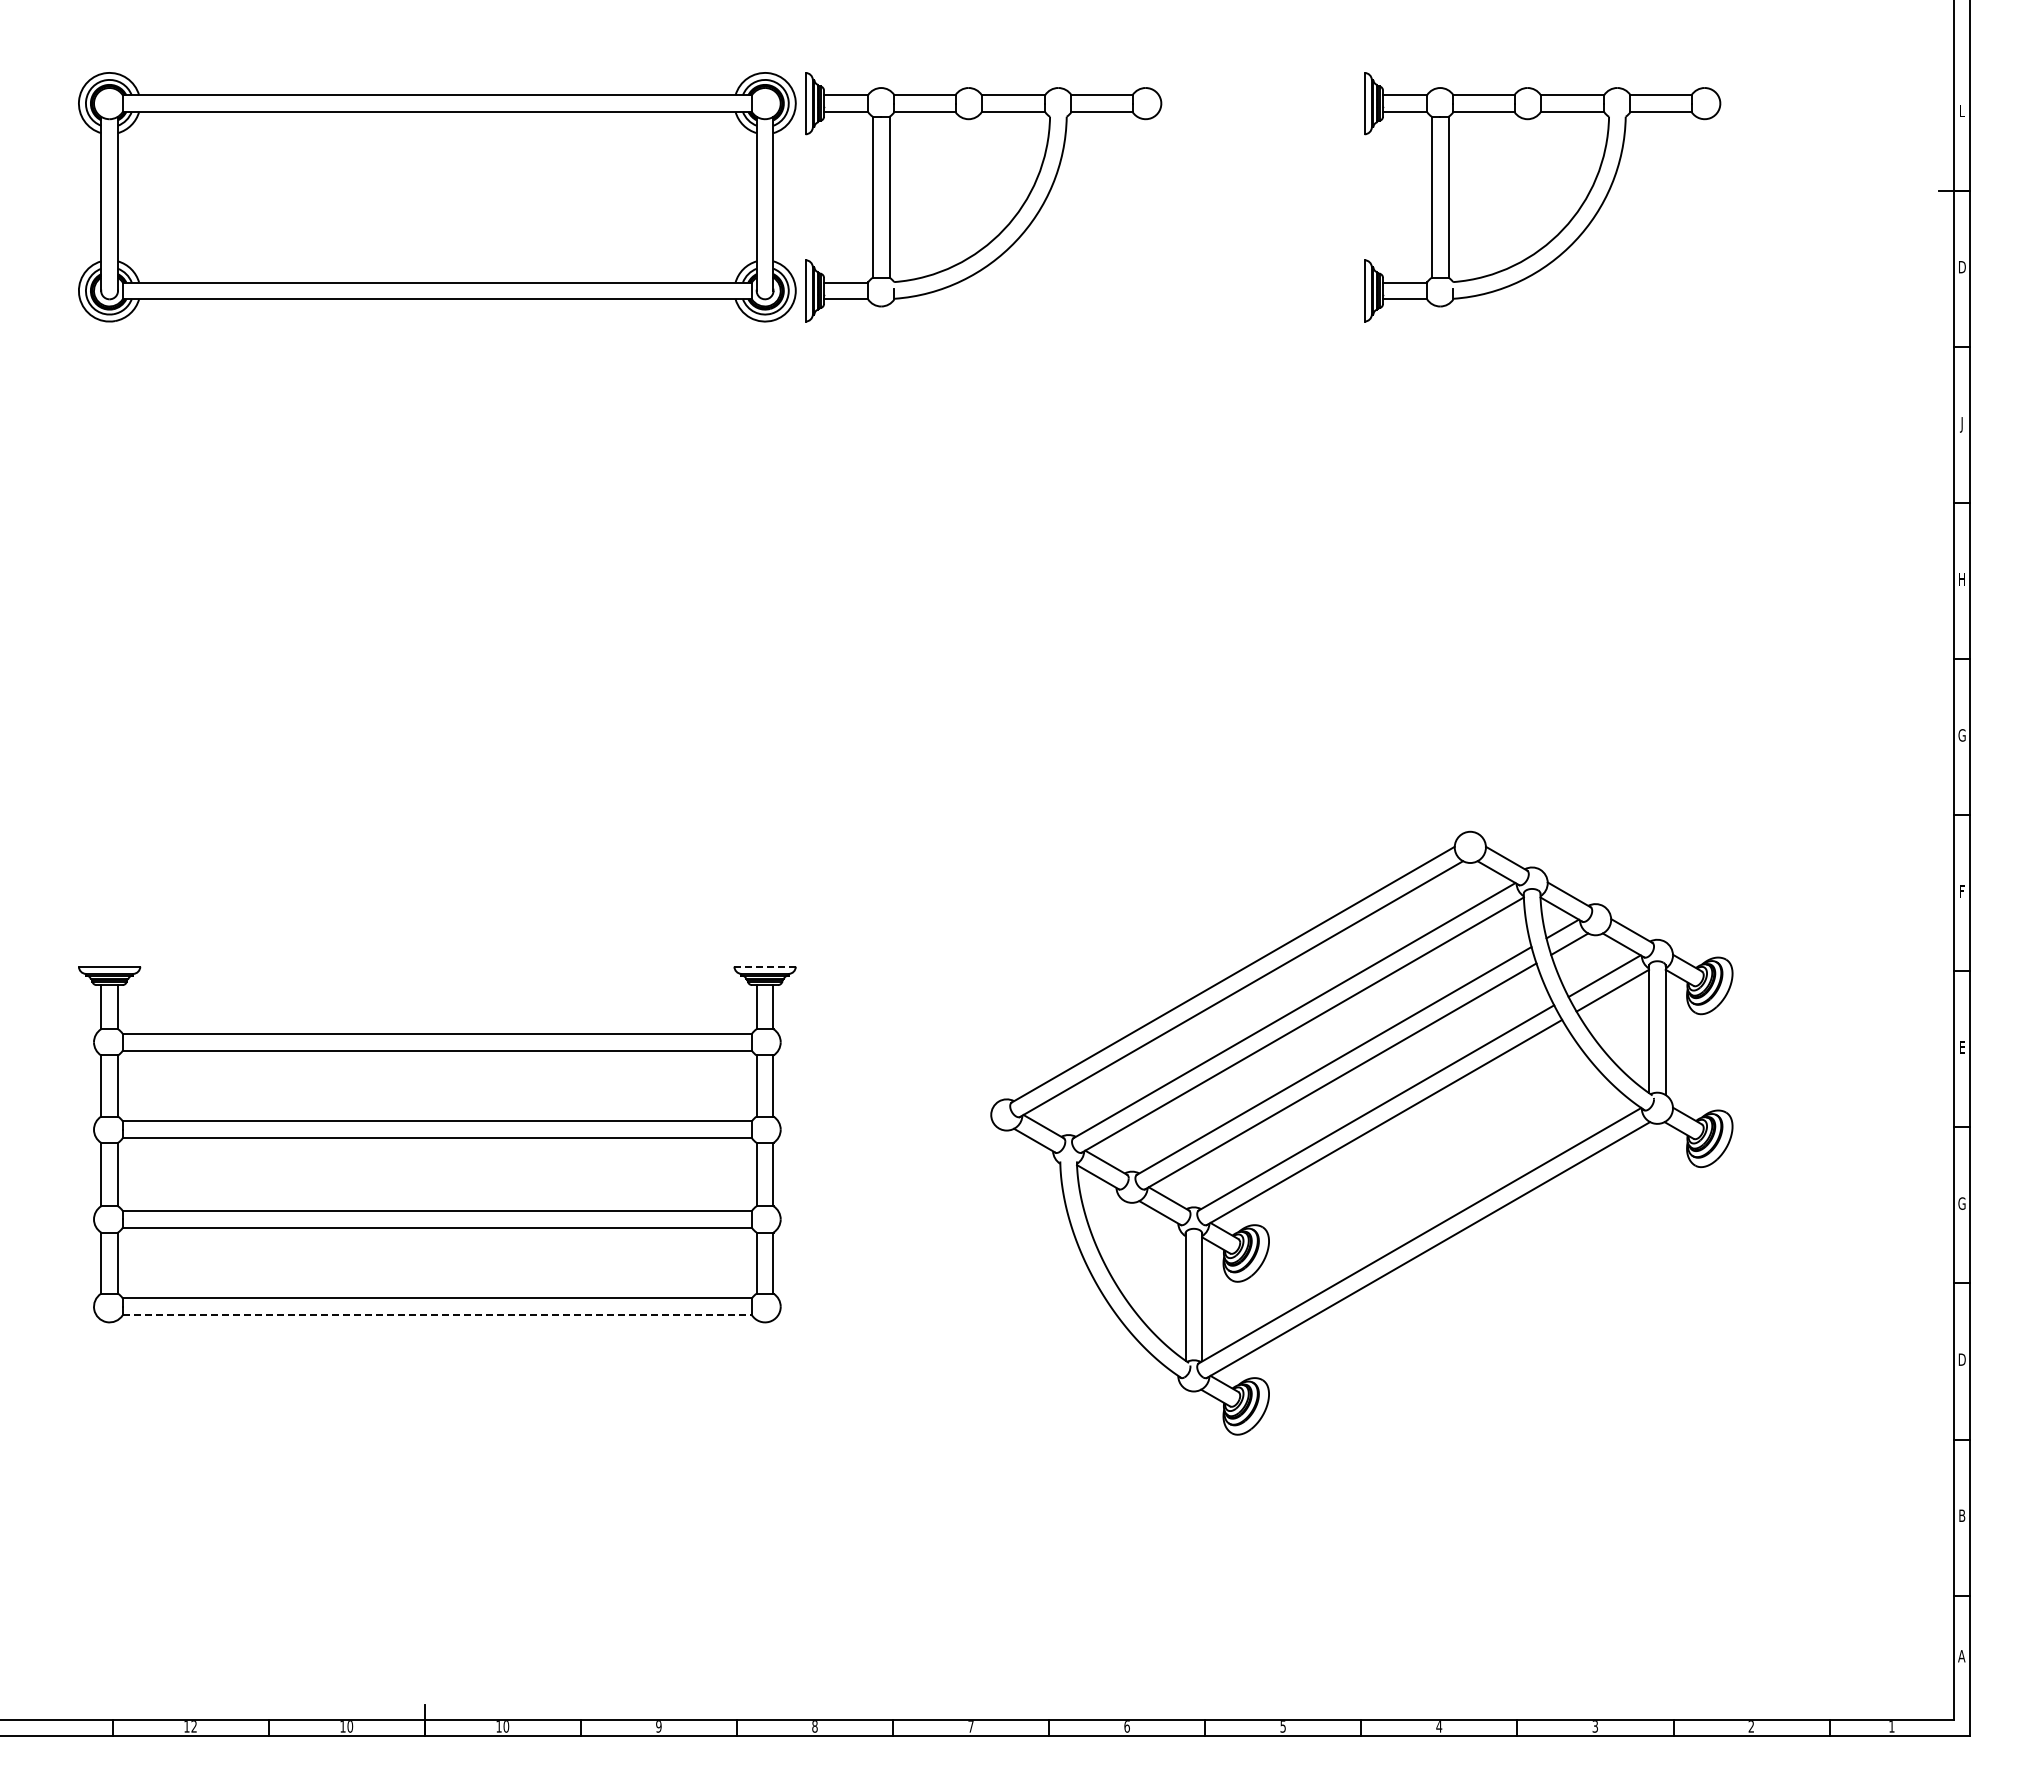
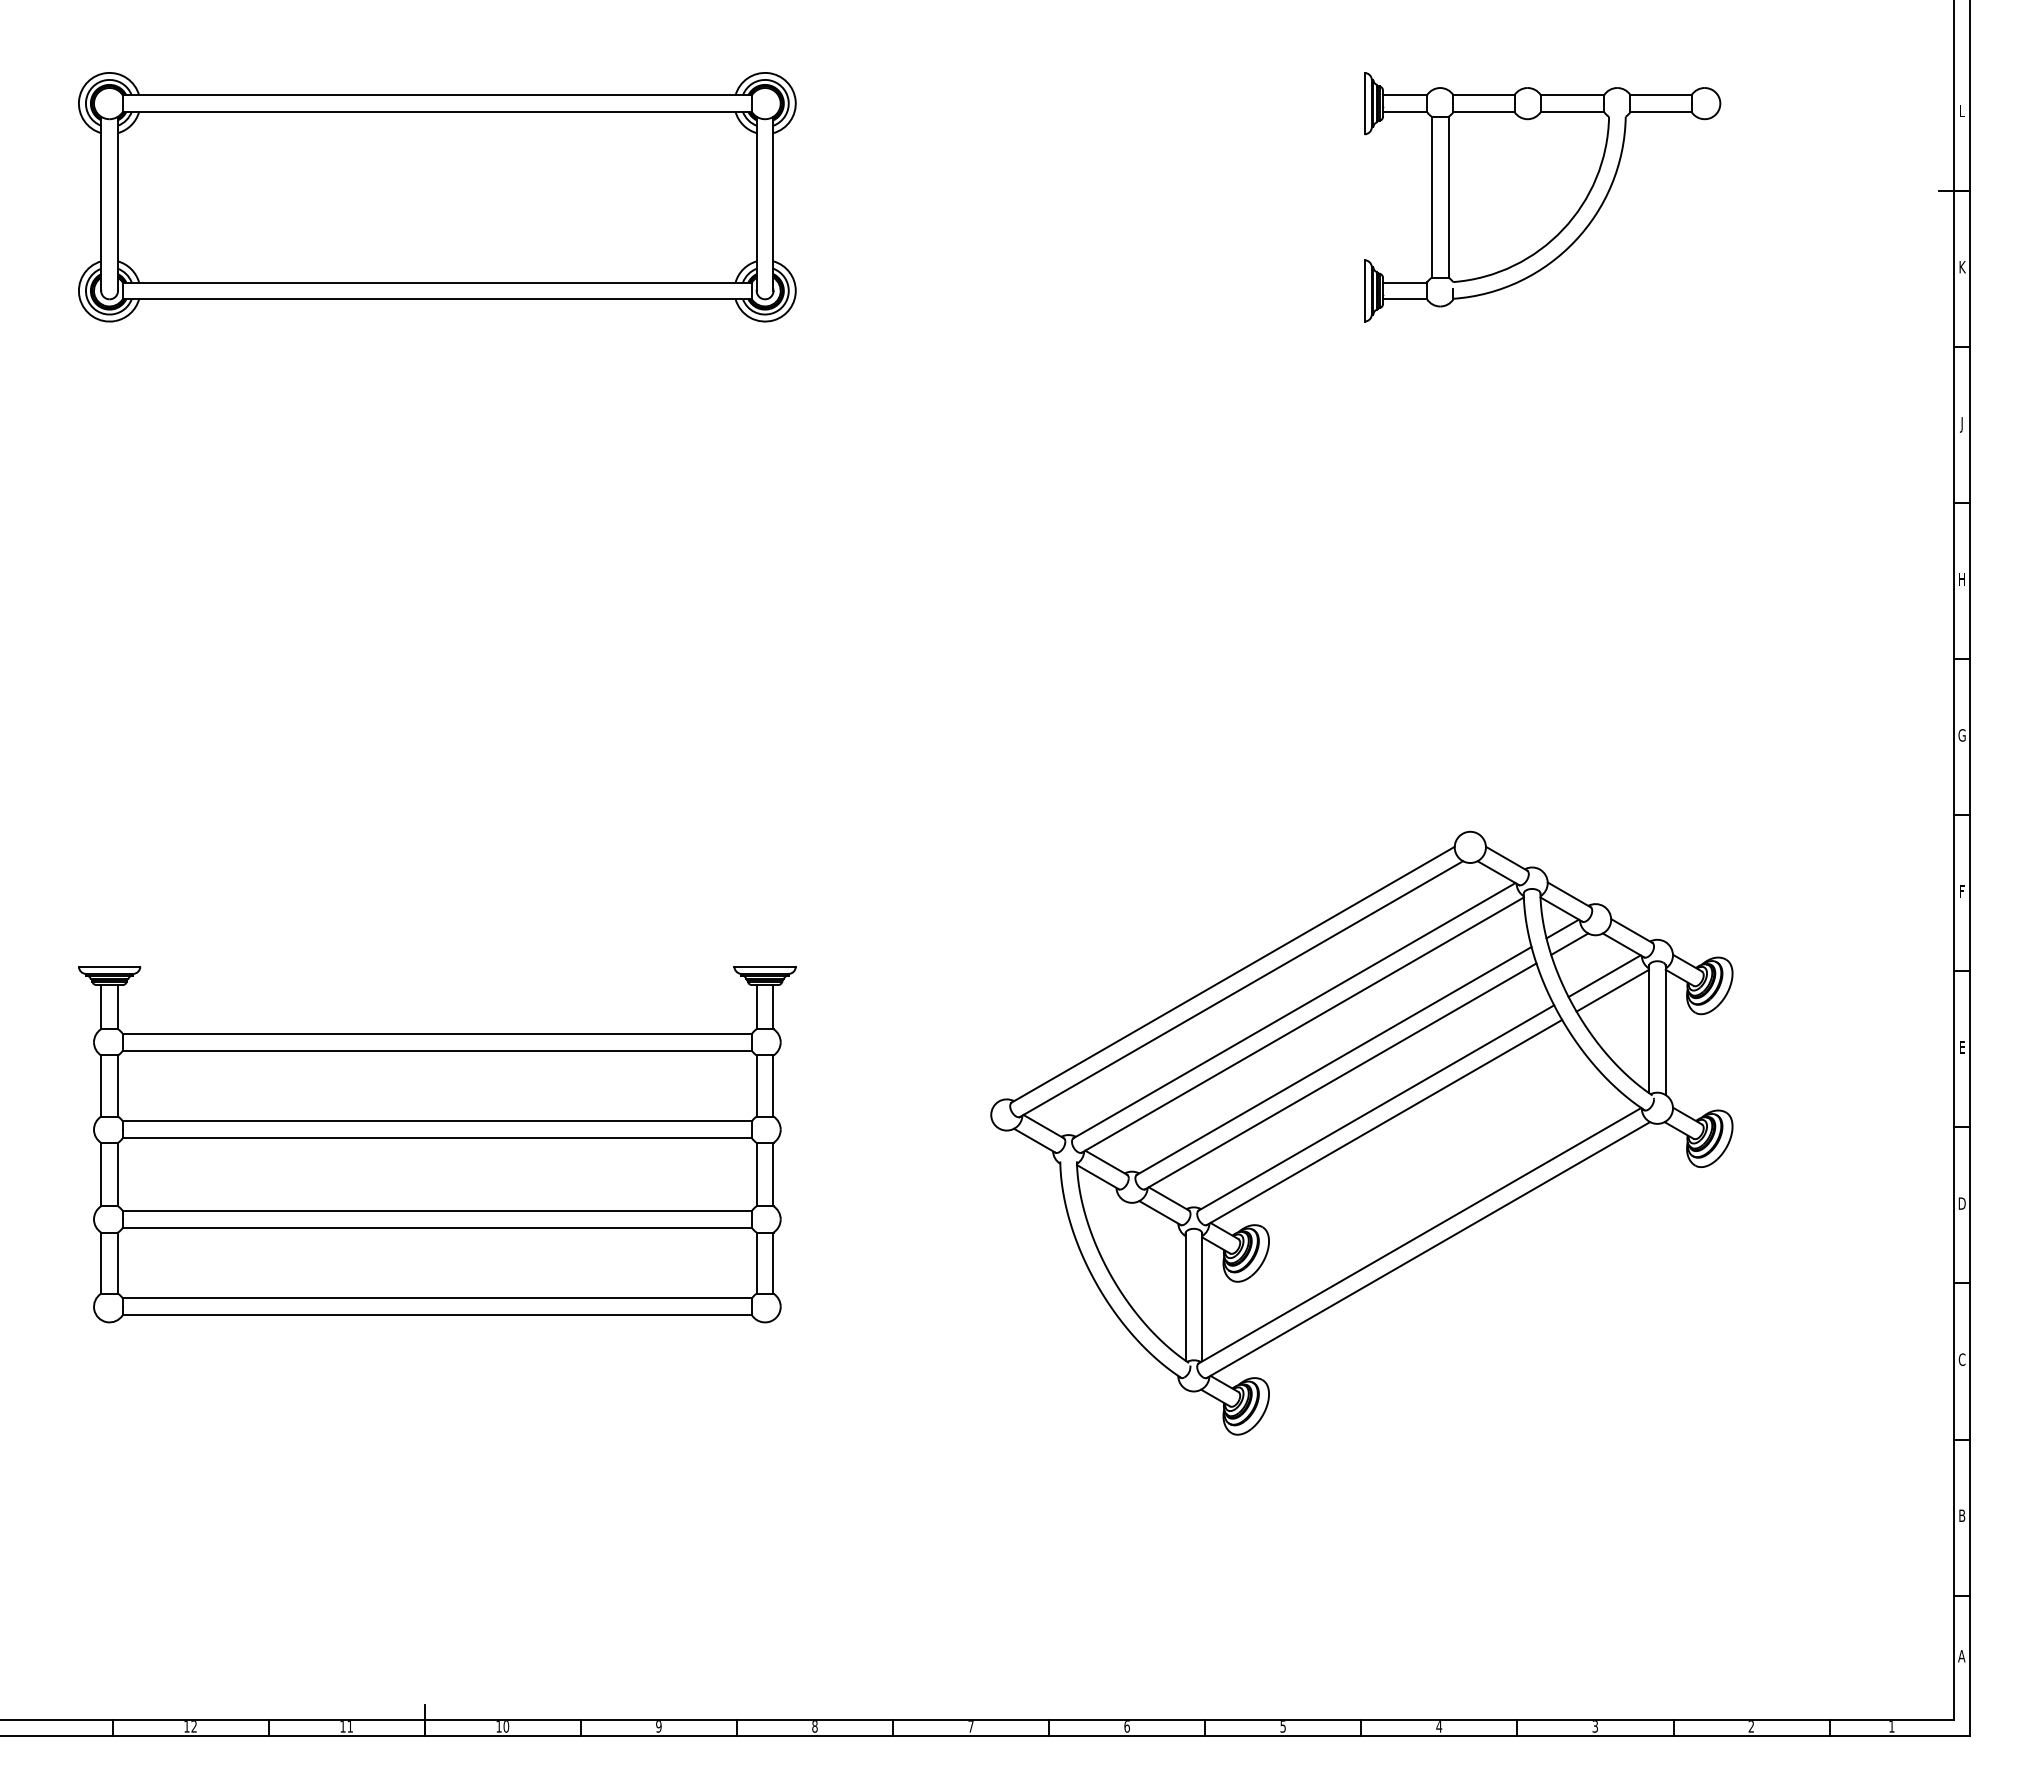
part: present -> none (983, 197)
text: D -> K (1962, 267)
line: dashed -> solid (765, 966)
text: G -> D (1961, 1203)
line: dashed -> solid (437, 1315)
text: D -> C (1961, 1359)
text: 10 -> 11 (350, 1726)
